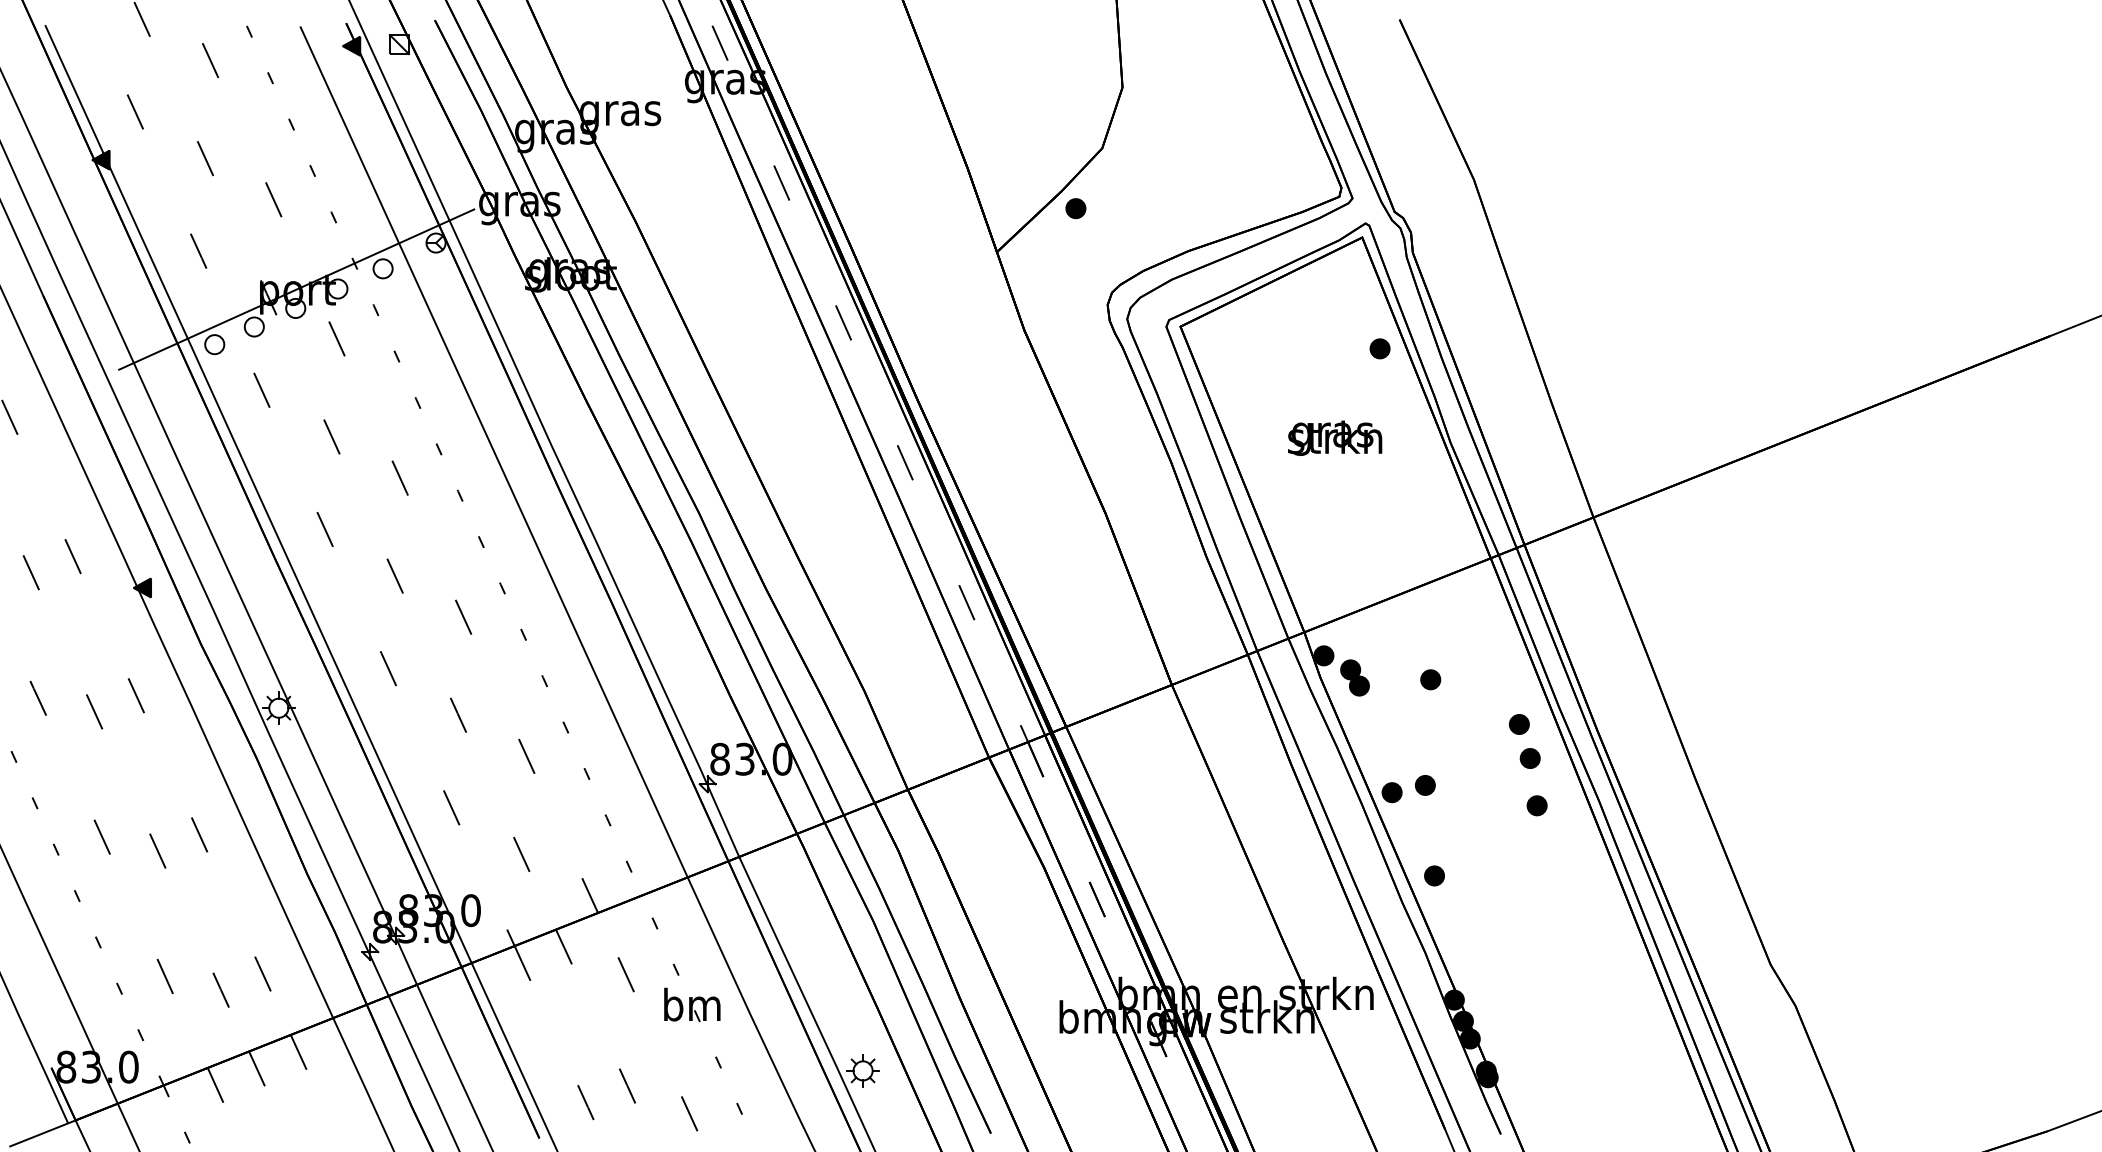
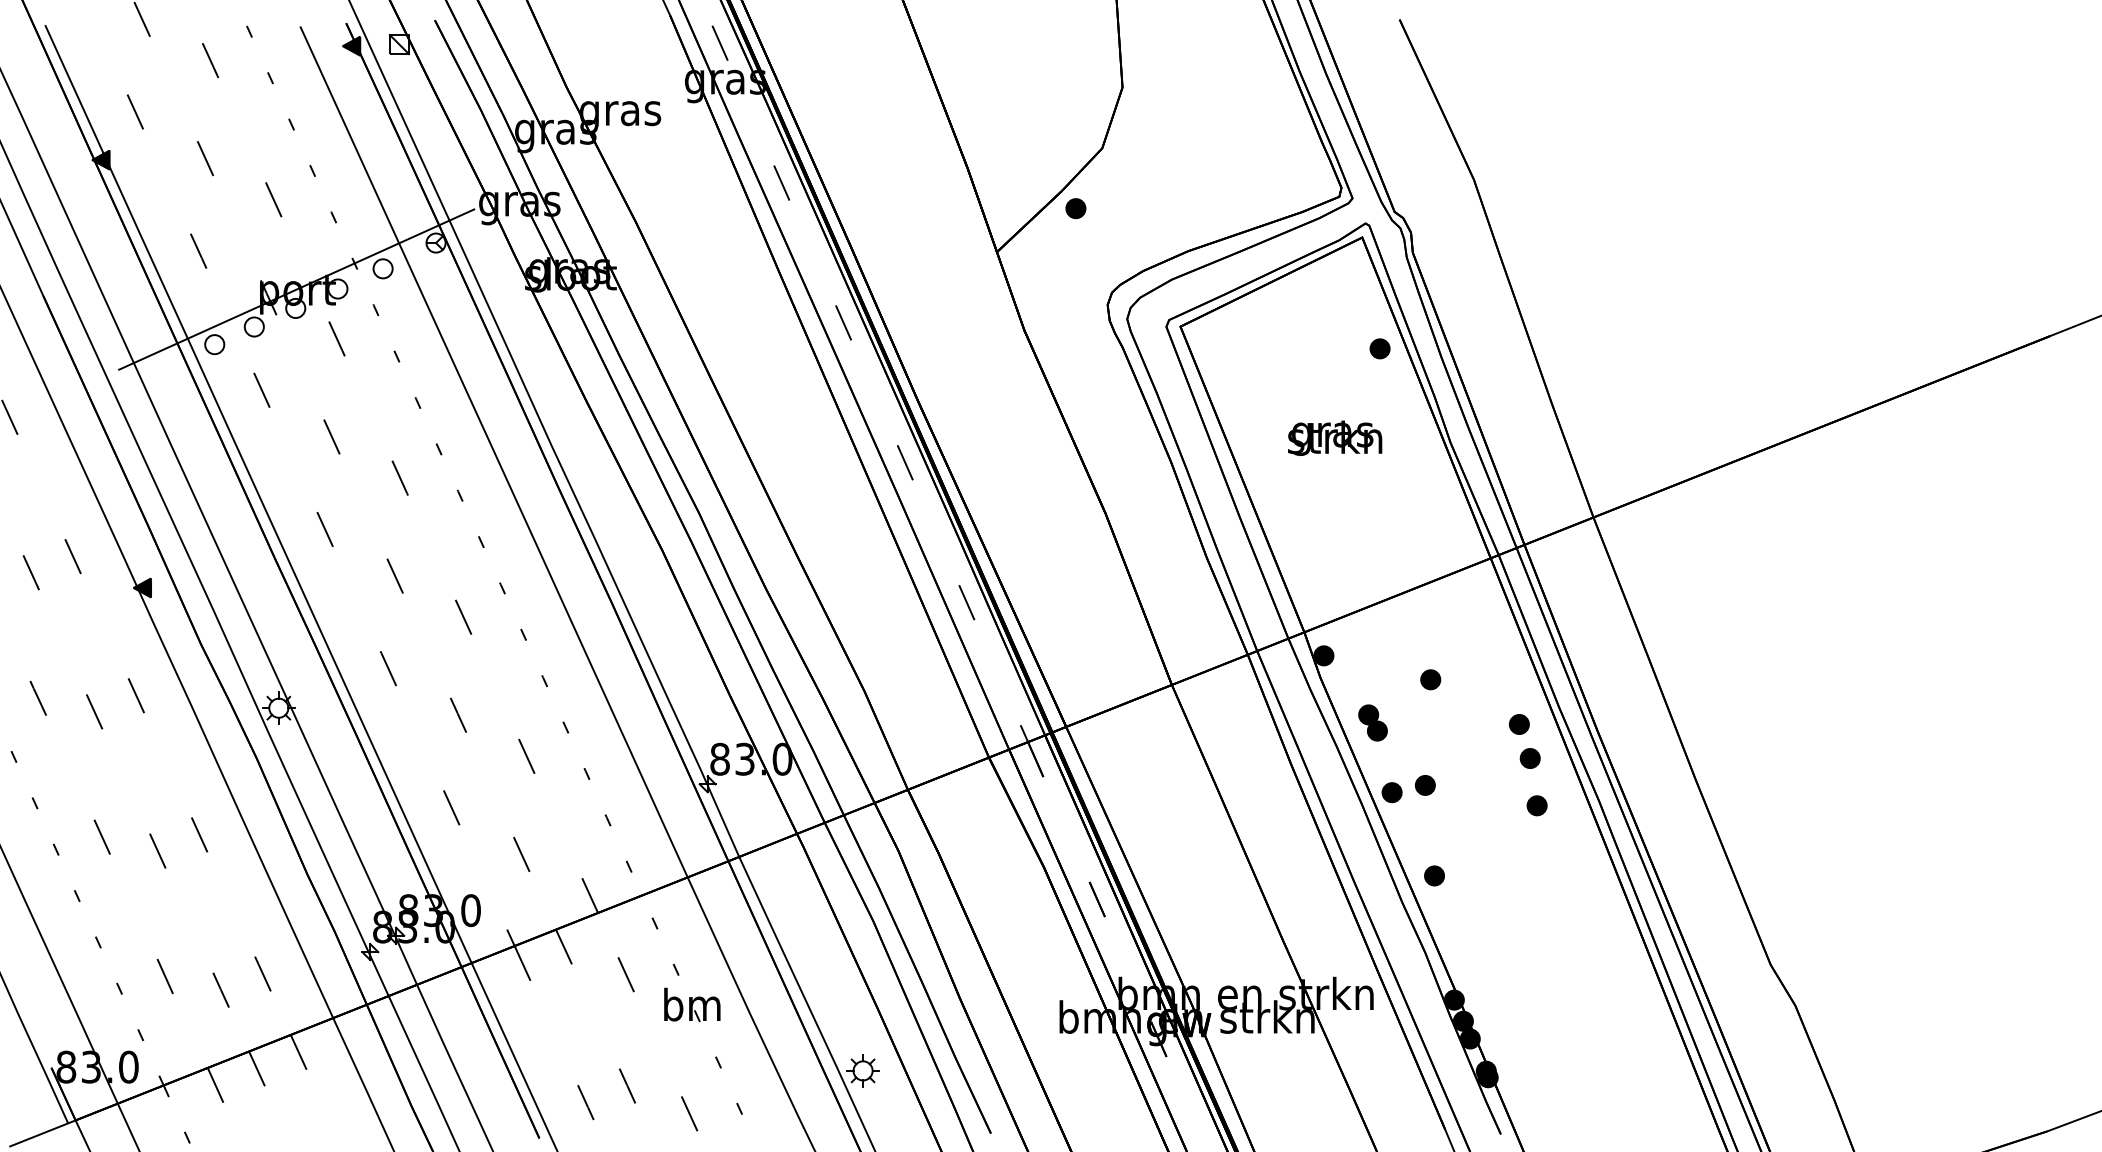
part position: (1354, 677) -> (1372, 722) (1372, 722)
